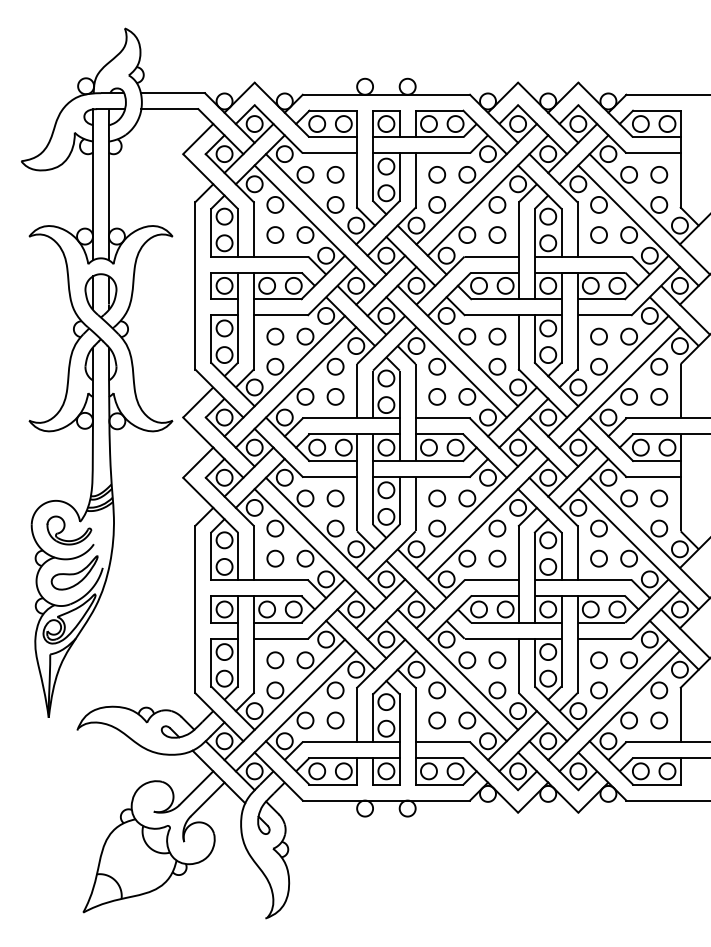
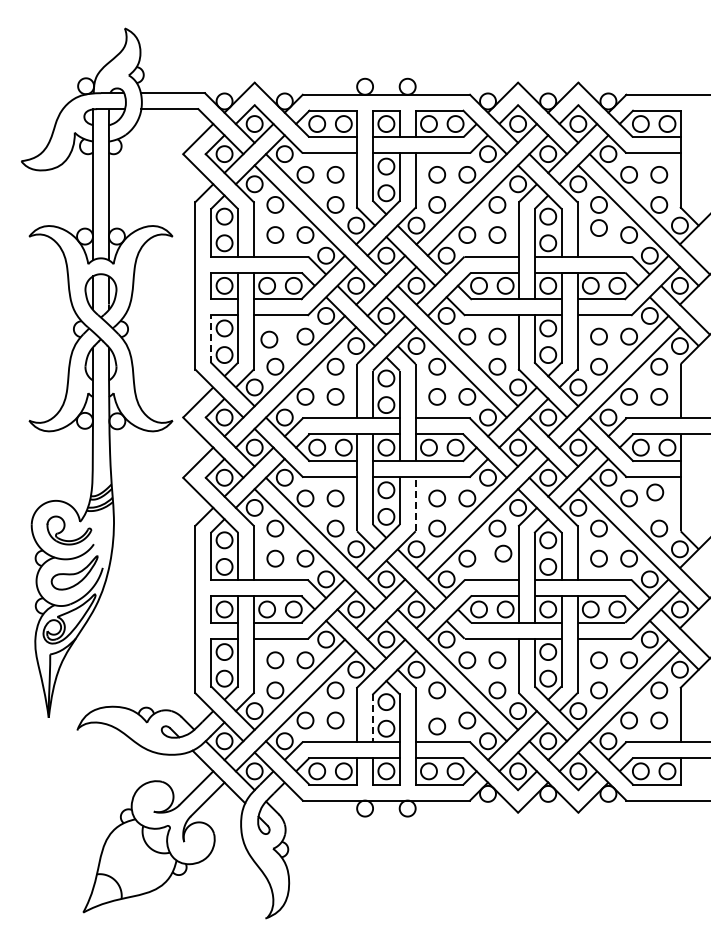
part position: (598, 234) -> (598, 227) (598, 227)
part position: (275, 336) -> (269, 339) (269, 339)
line: solid -> dashed (211, 339)
part position: (659, 498) -> (655, 492) (655, 492)
line: solid -> dashed (415, 503)
part position: (497, 558) -> (503, 553) (503, 553)
line: solid -> dashed (373, 718)
part position: (437, 720) -> (437, 726) (437, 726)
